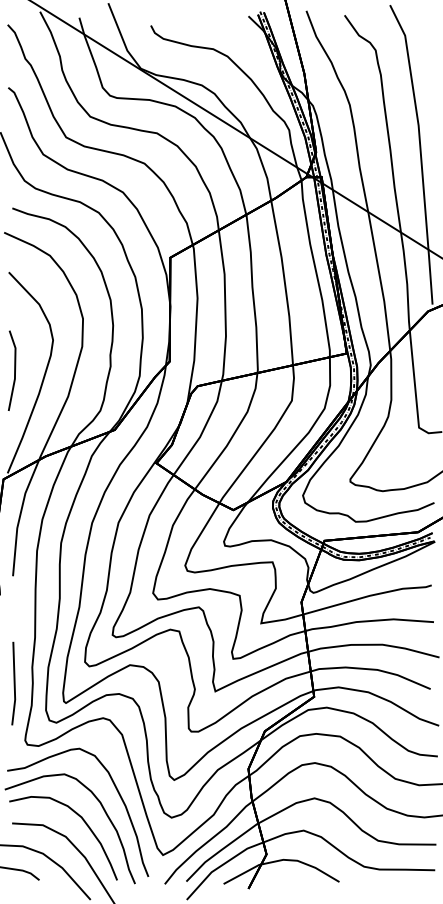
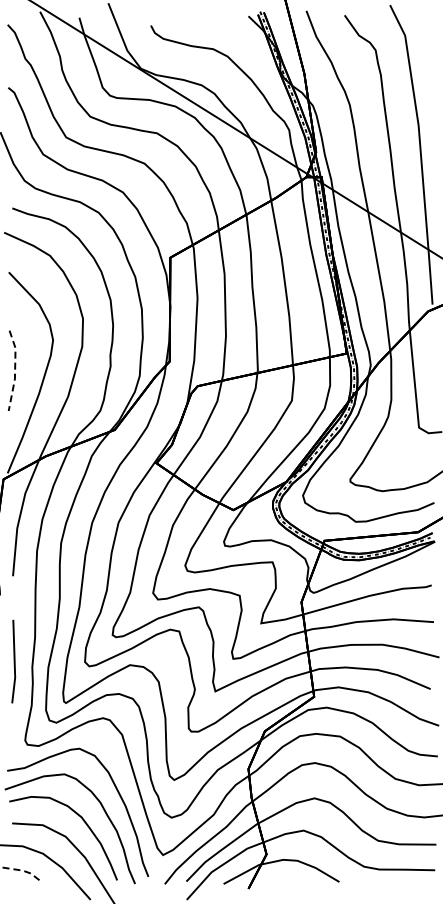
line: solid -> dashed (15, 371)
line position: (13, 683) -> (13, 661) (13, 661)
line: solid -> dashed (22, 870)
